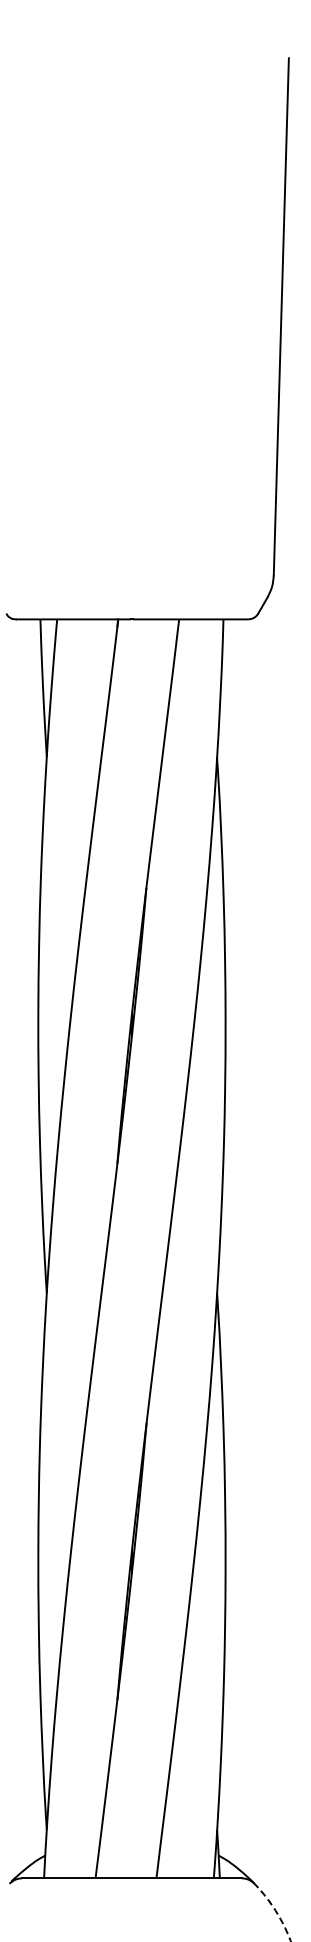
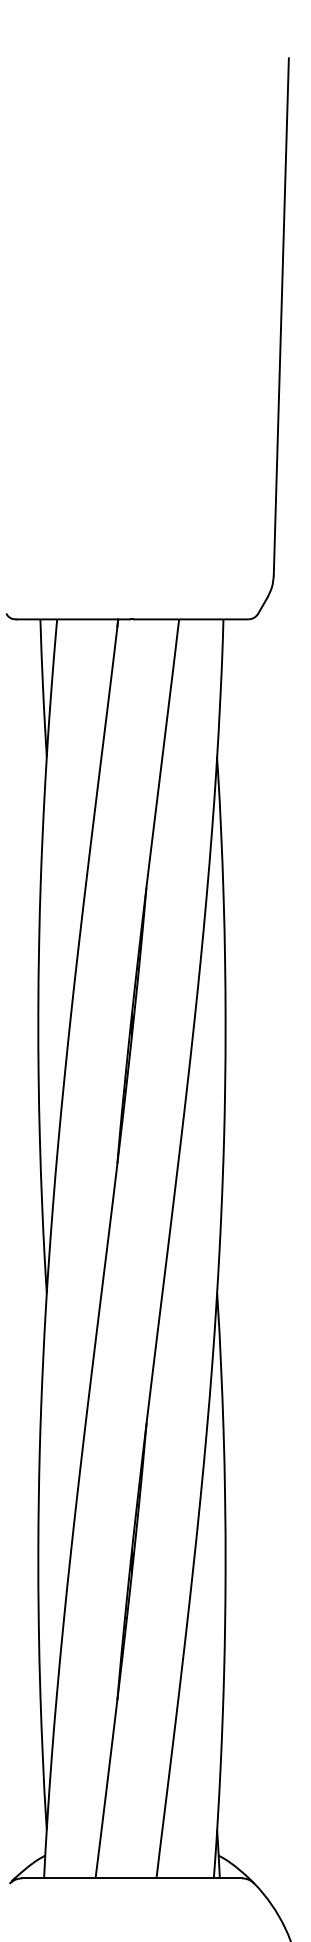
arc: dashed -> solid (275, 1911)
